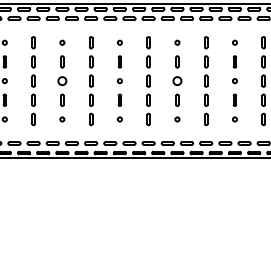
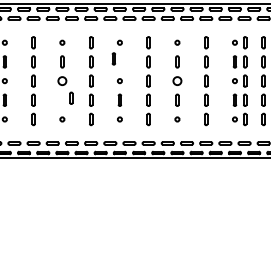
part position: (119, 61) -> (113, 58) (113, 58)
line: none -> present (244, 81)
part position: (62, 99) -> (71, 97) (71, 97)
